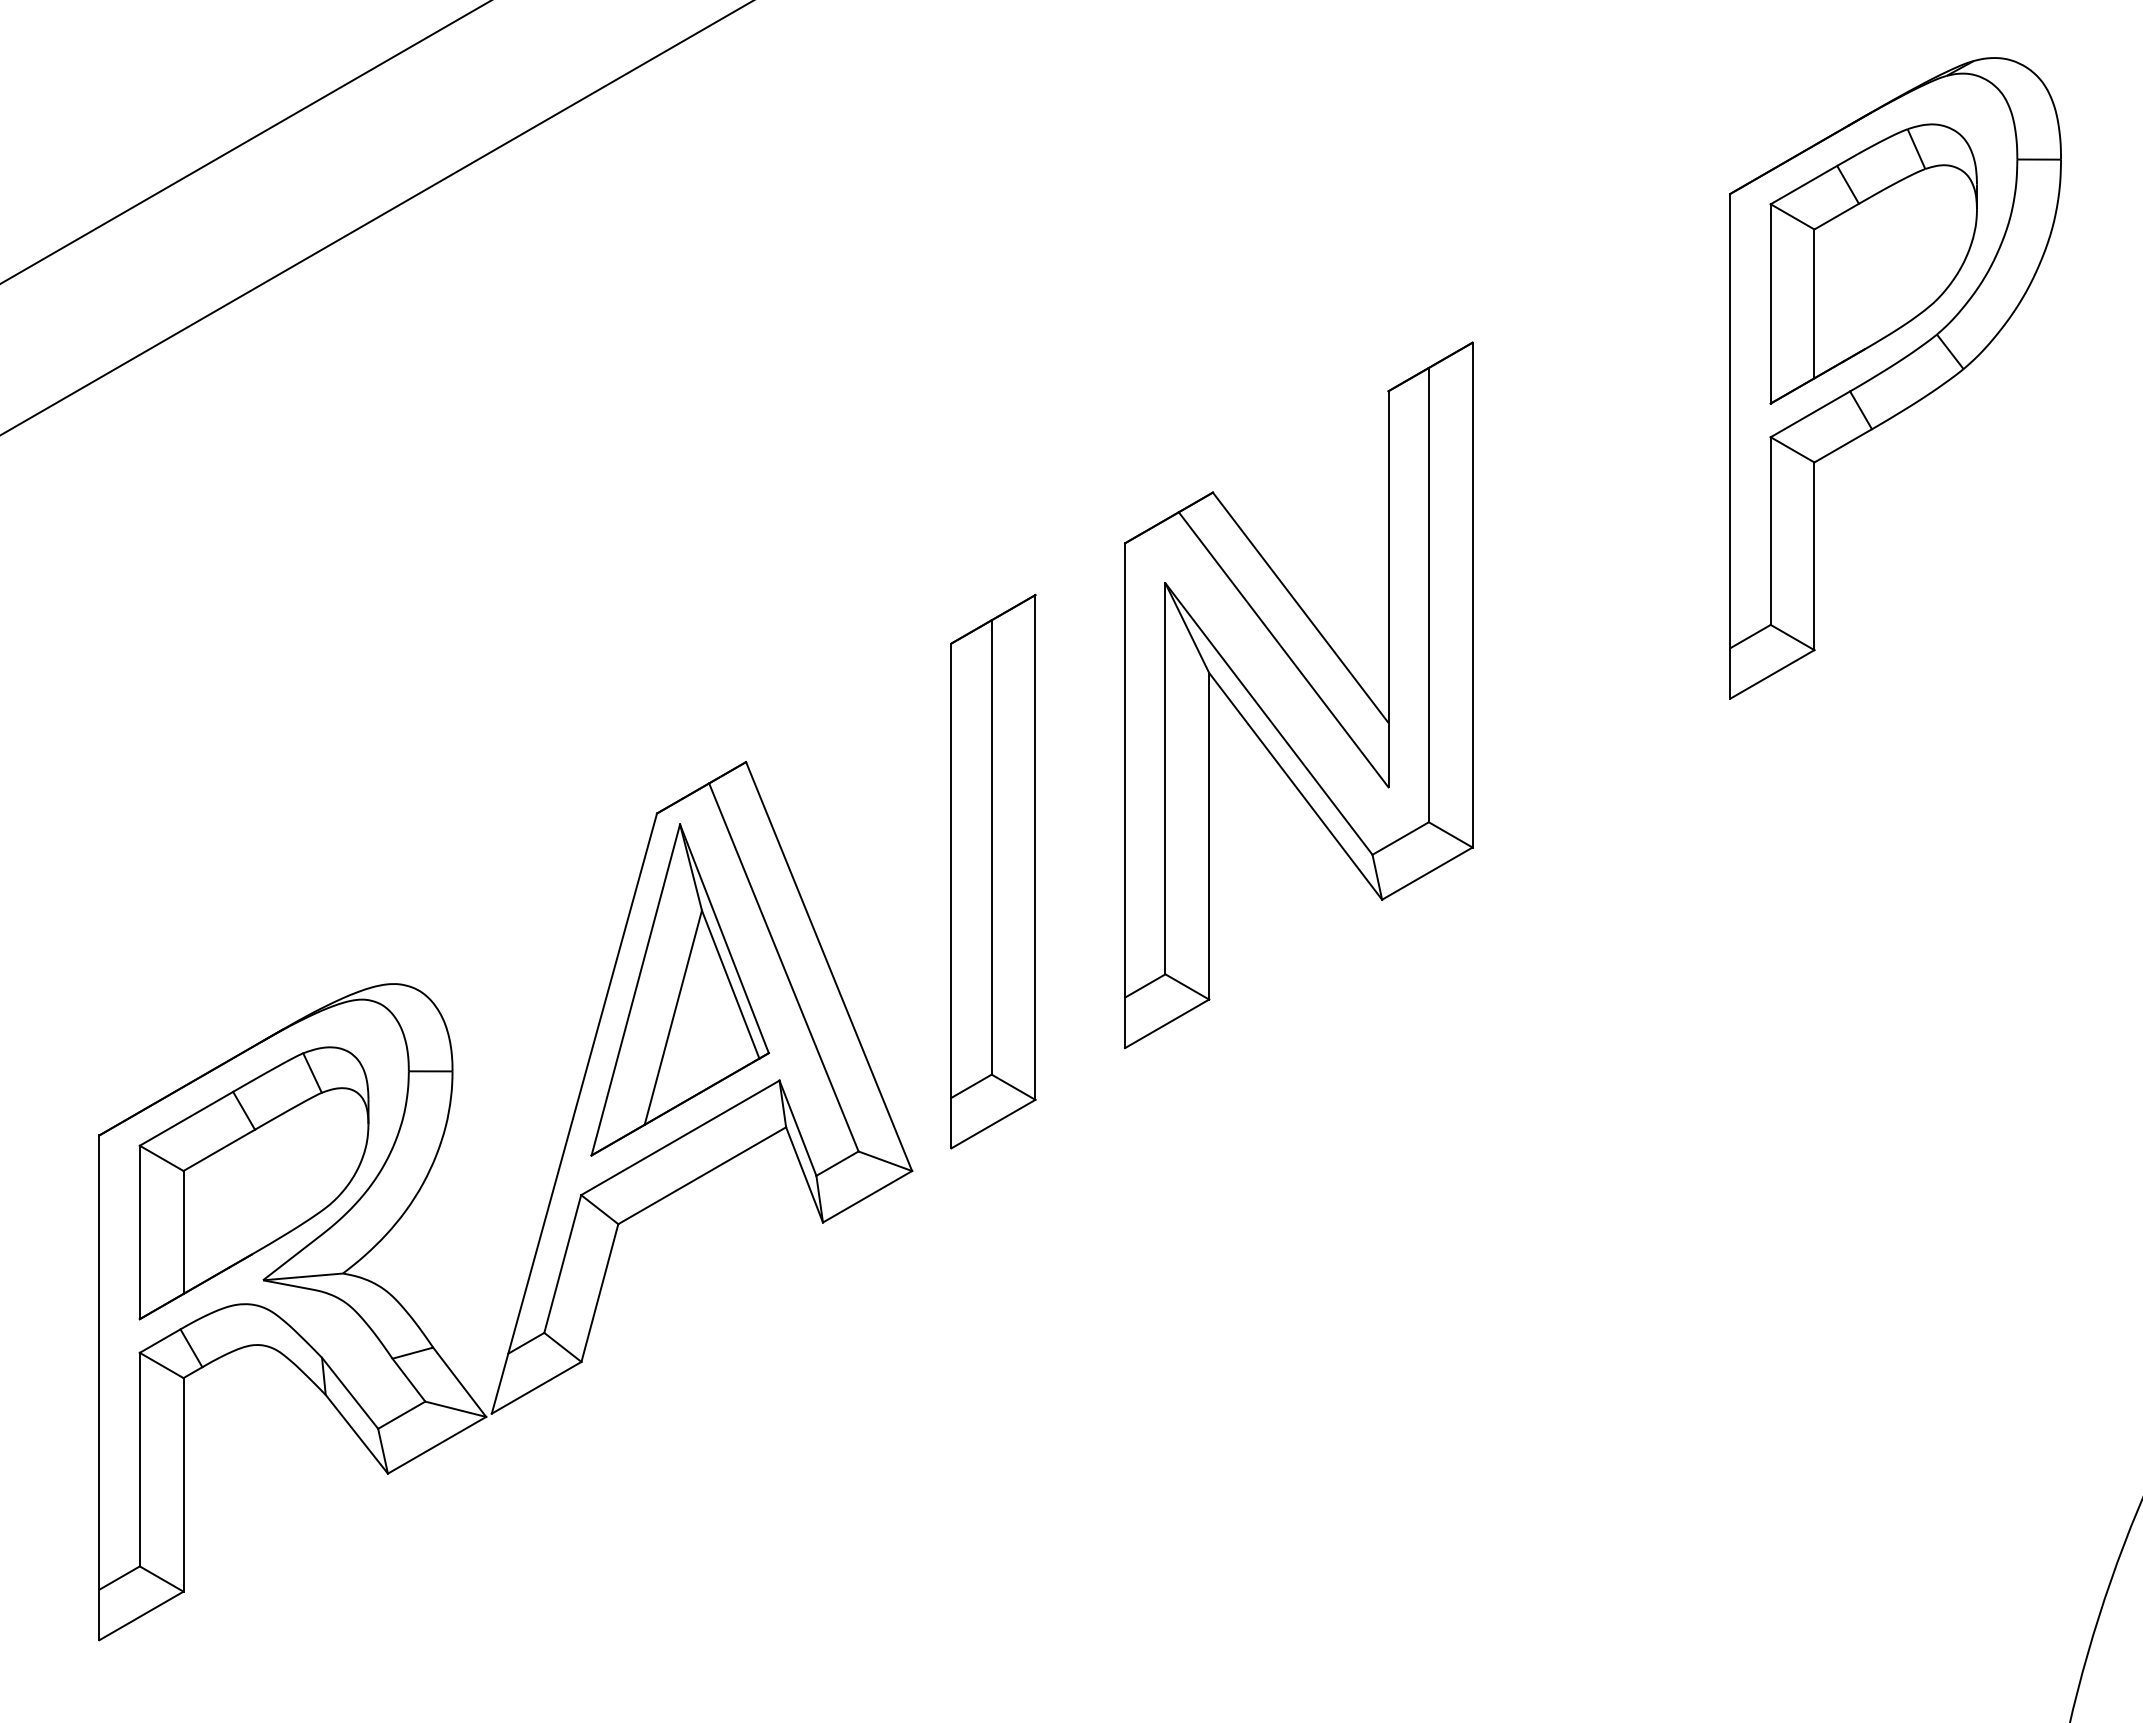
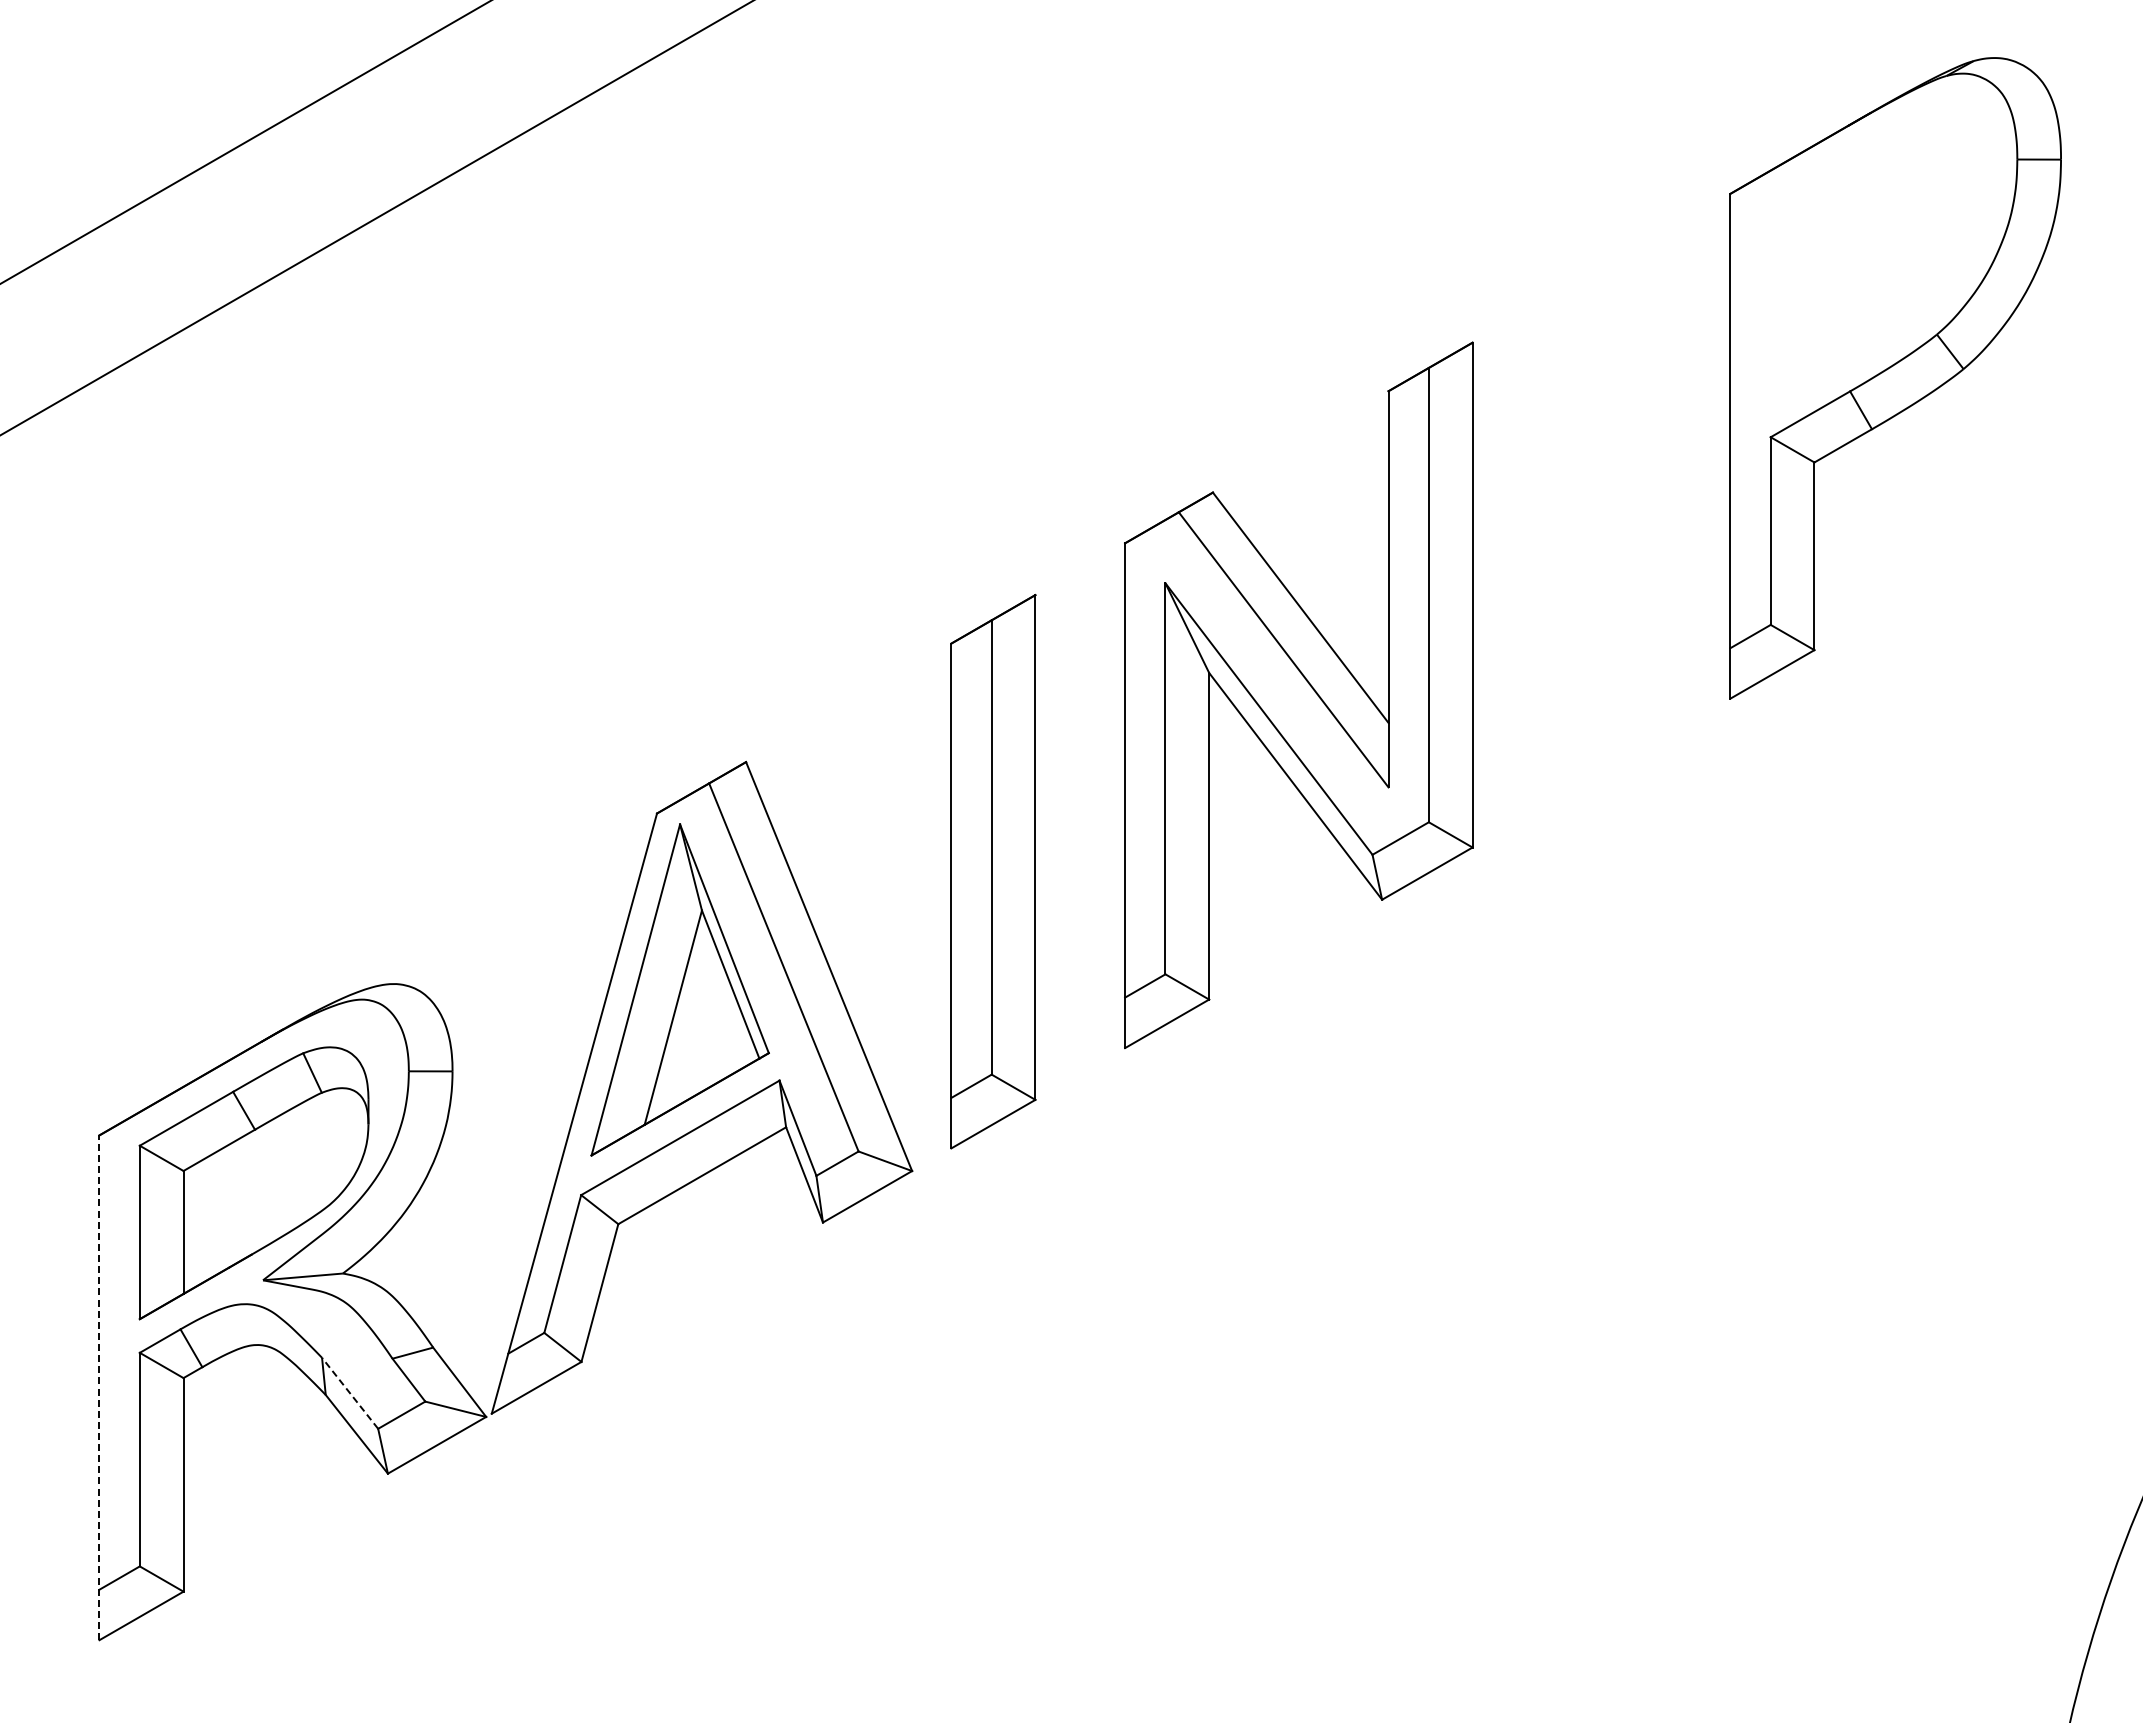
part: present -> none (1873, 263)
line: solid -> dashed (99, 1387)
line: solid -> dashed (349, 1392)
